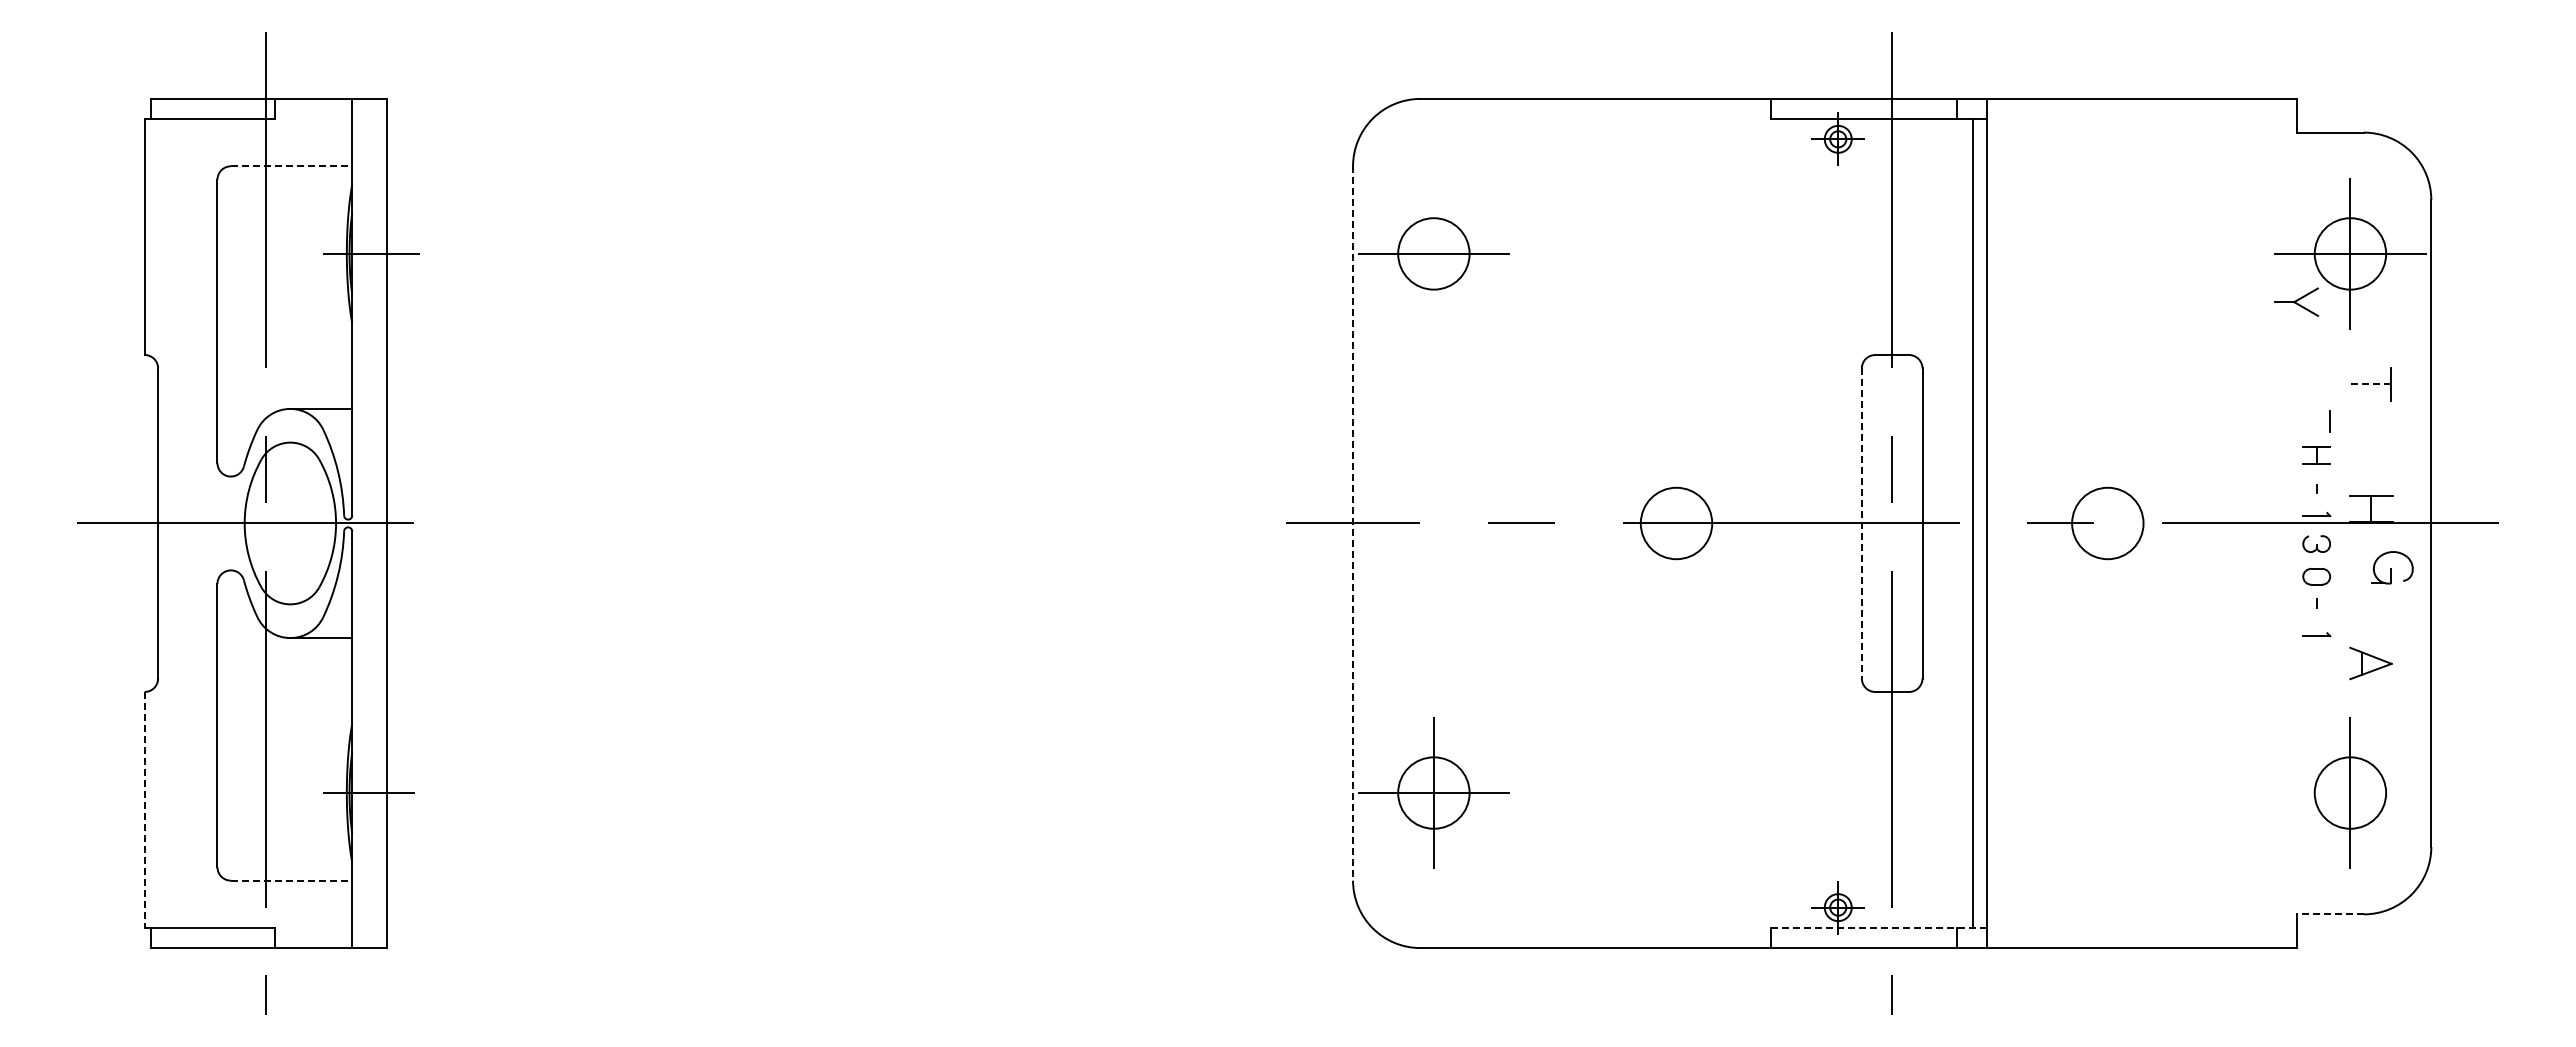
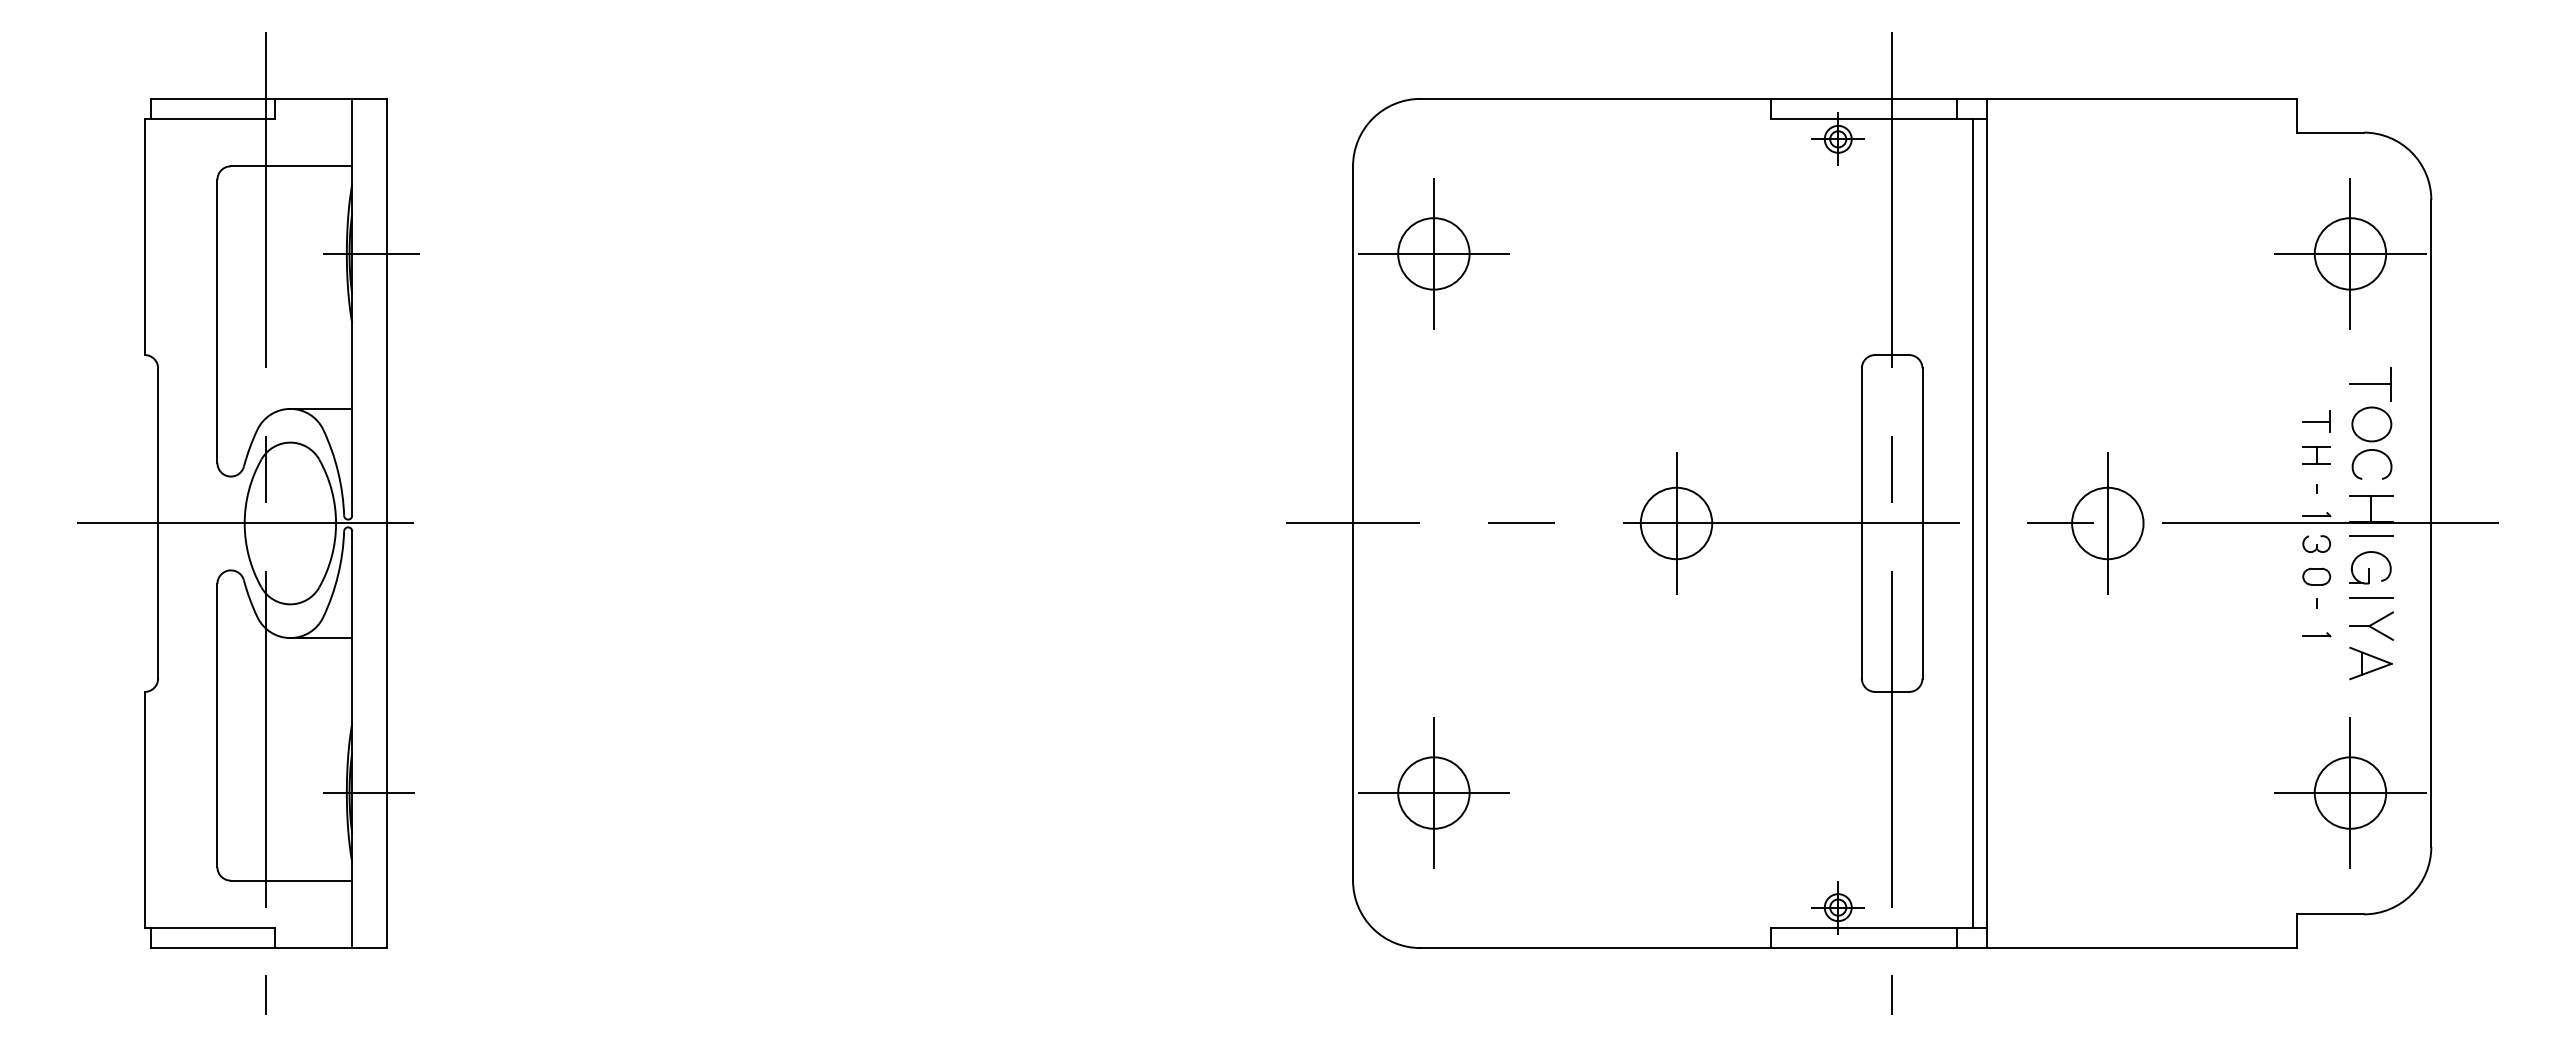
line: dashed -> solid (291, 166)
line: none -> present (1433, 253)
part position: (2296, 301) -> (2371, 625) (2371, 625)
line: dashed -> solid (2370, 384)
line: none -> present (2316, 421)
part: none -> present (2371, 442)
line: dashed -> solid (1353, 523)
line: none -> present (1676, 523)
line: dashed -> solid (1861, 523)
line: none -> present (2107, 523)
line: none -> present (2371, 535)
part position: (2392, 567) -> (2370, 567) (2370, 567)
line: none -> present (2371, 597)
line: none -> present (2350, 793)
line: dashed -> solid (144, 809)
line: dashed -> solid (291, 880)
line: dashed -> solid (2330, 914)
line: dashed -> solid (1878, 927)
